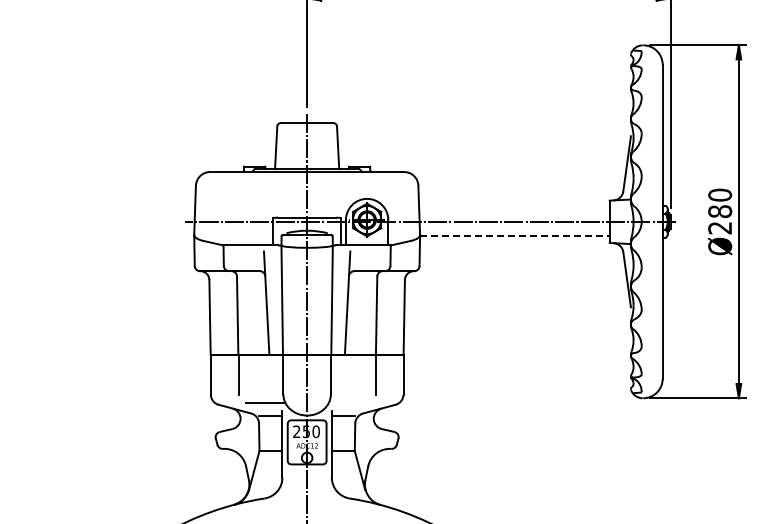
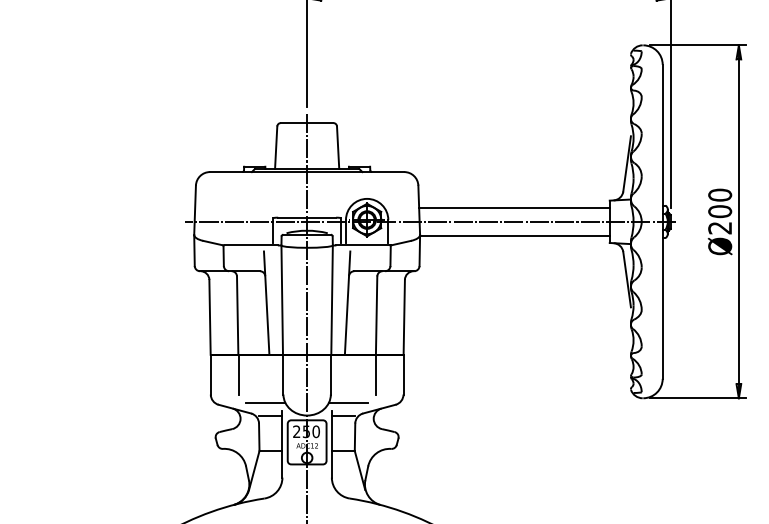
line: none -> present (514, 207)
text: Ø280 -> Ø200 (719, 211)
line: dashed -> solid (514, 235)
line: none -> present (348, 402)
